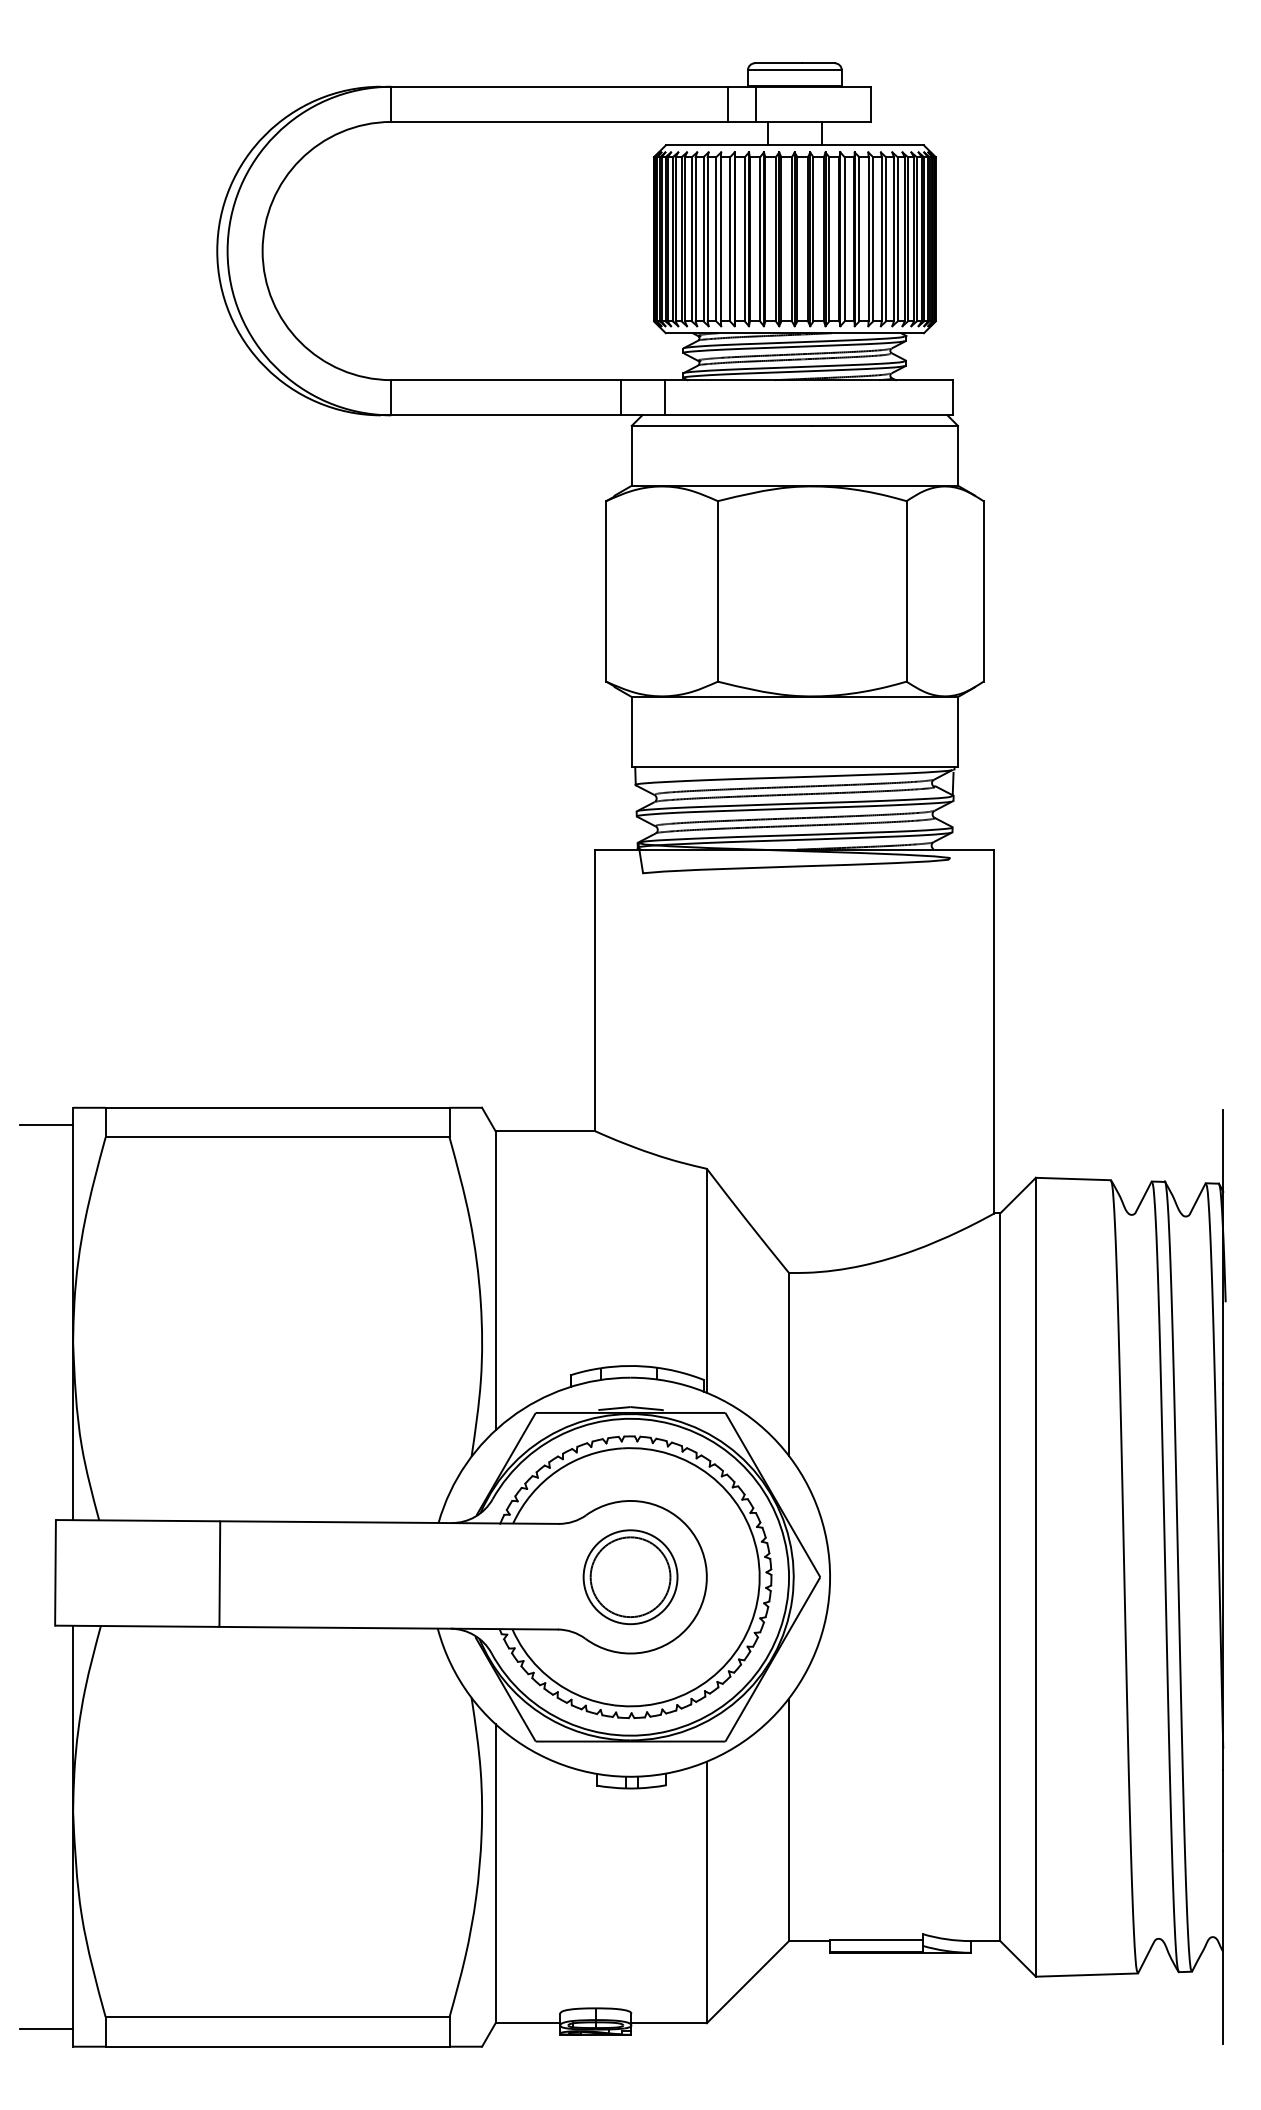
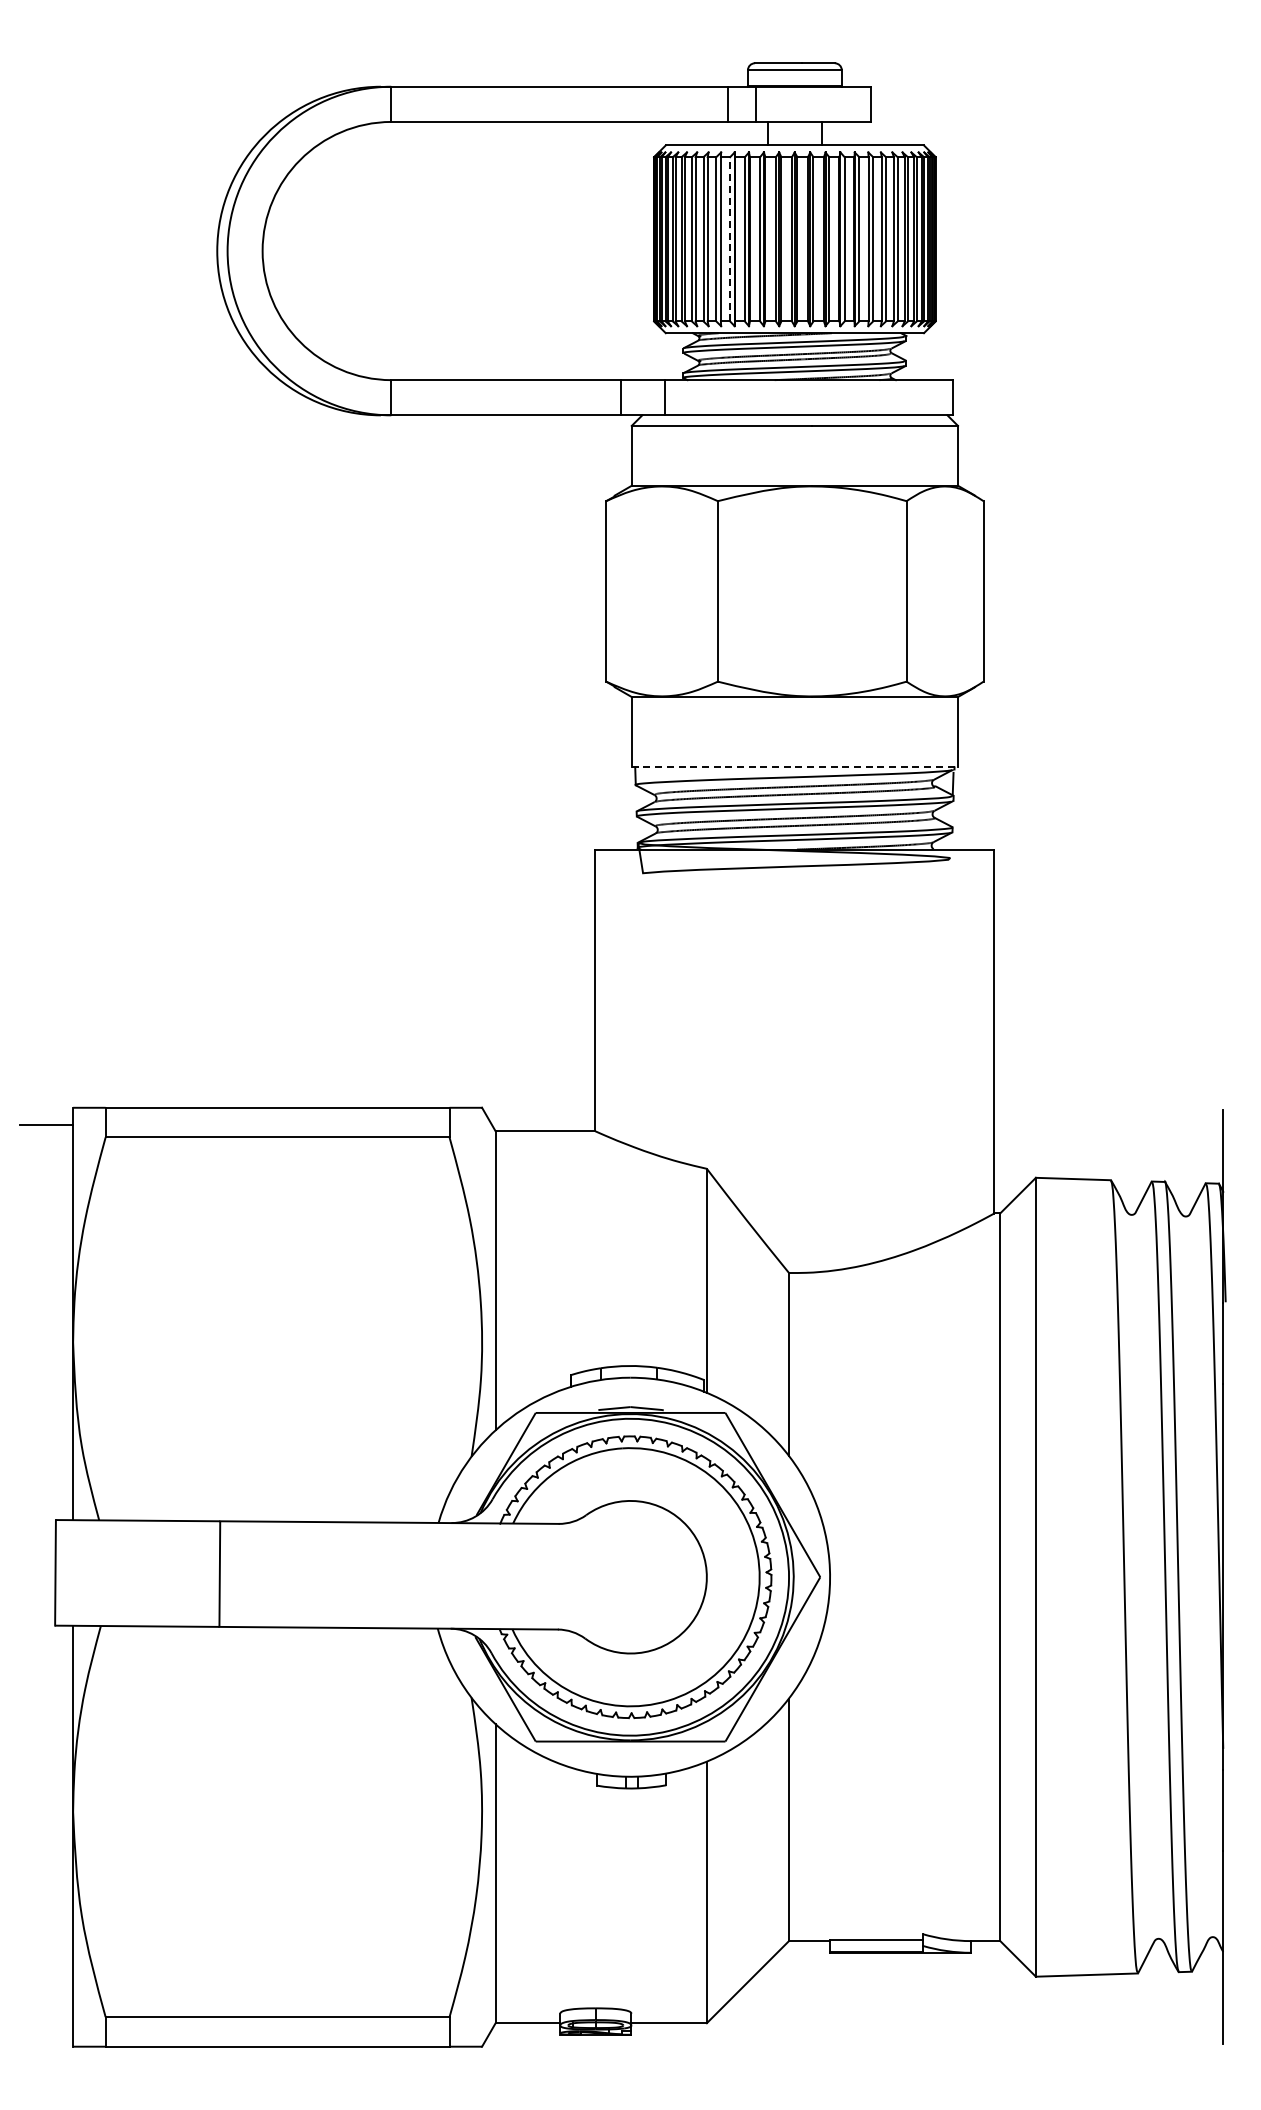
line: solid -> dashed (730, 238)
line: solid -> dashed (795, 767)
part: present -> none (630, 1577)
line: present -> none (46, 2029)
